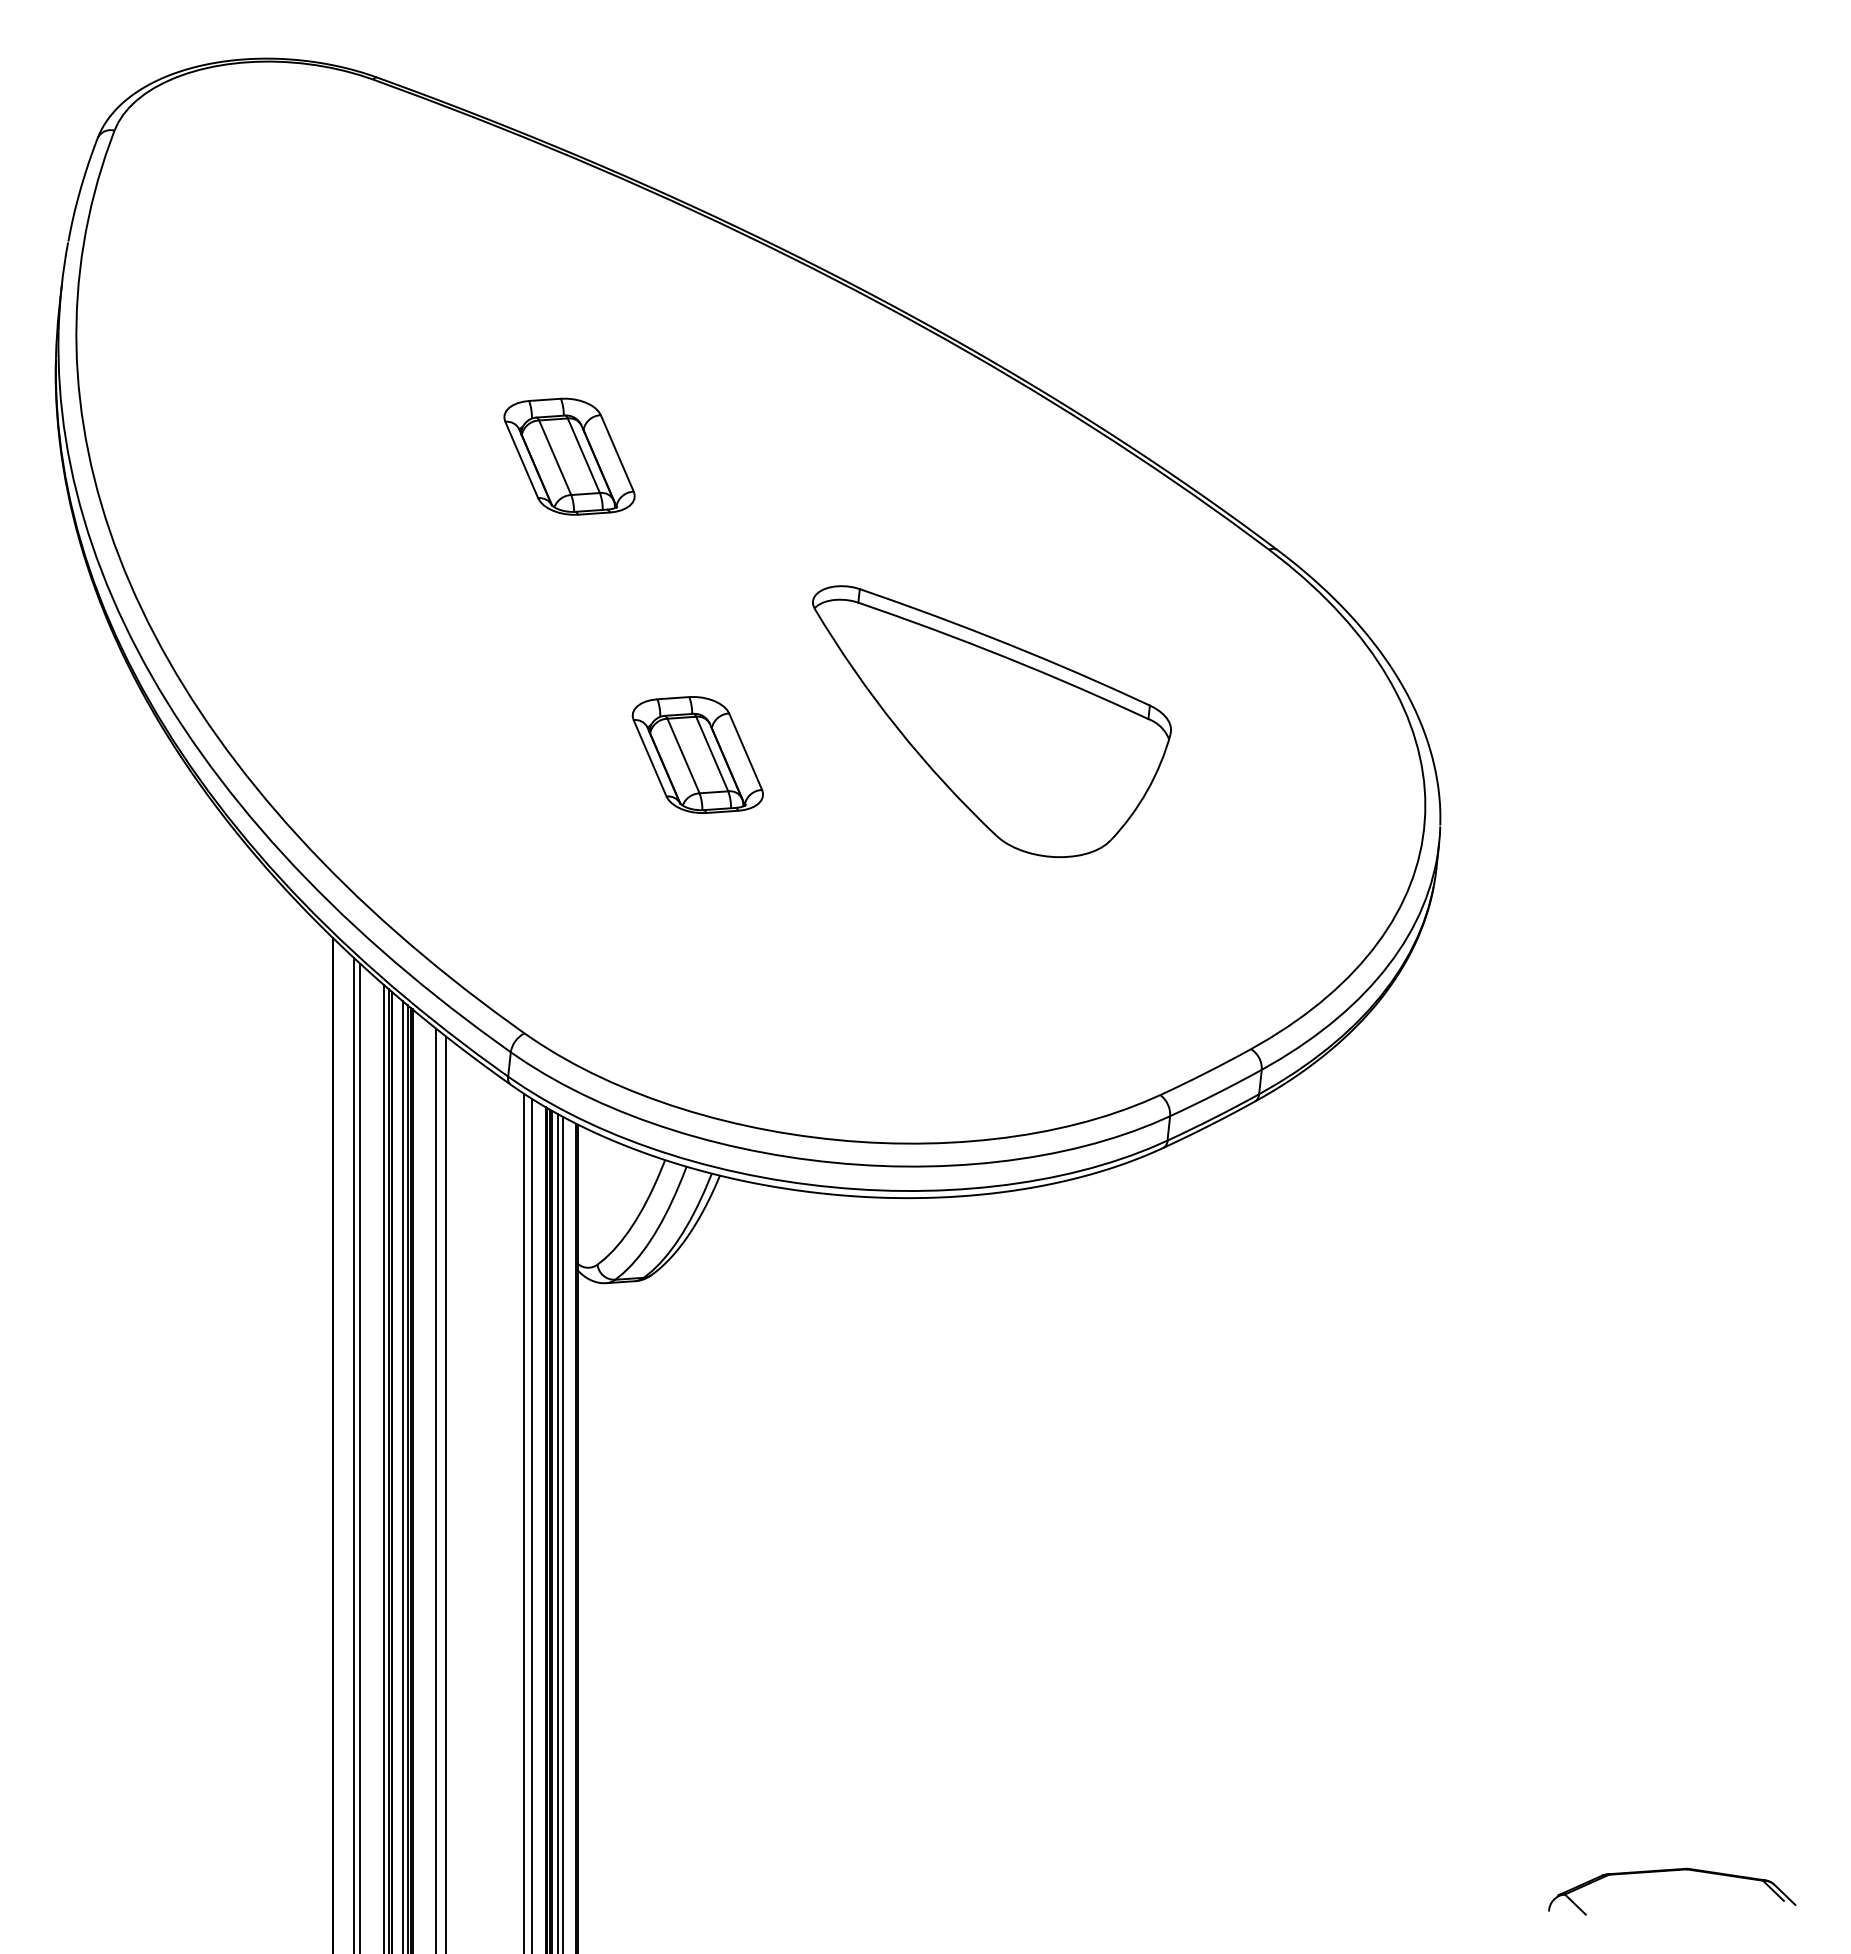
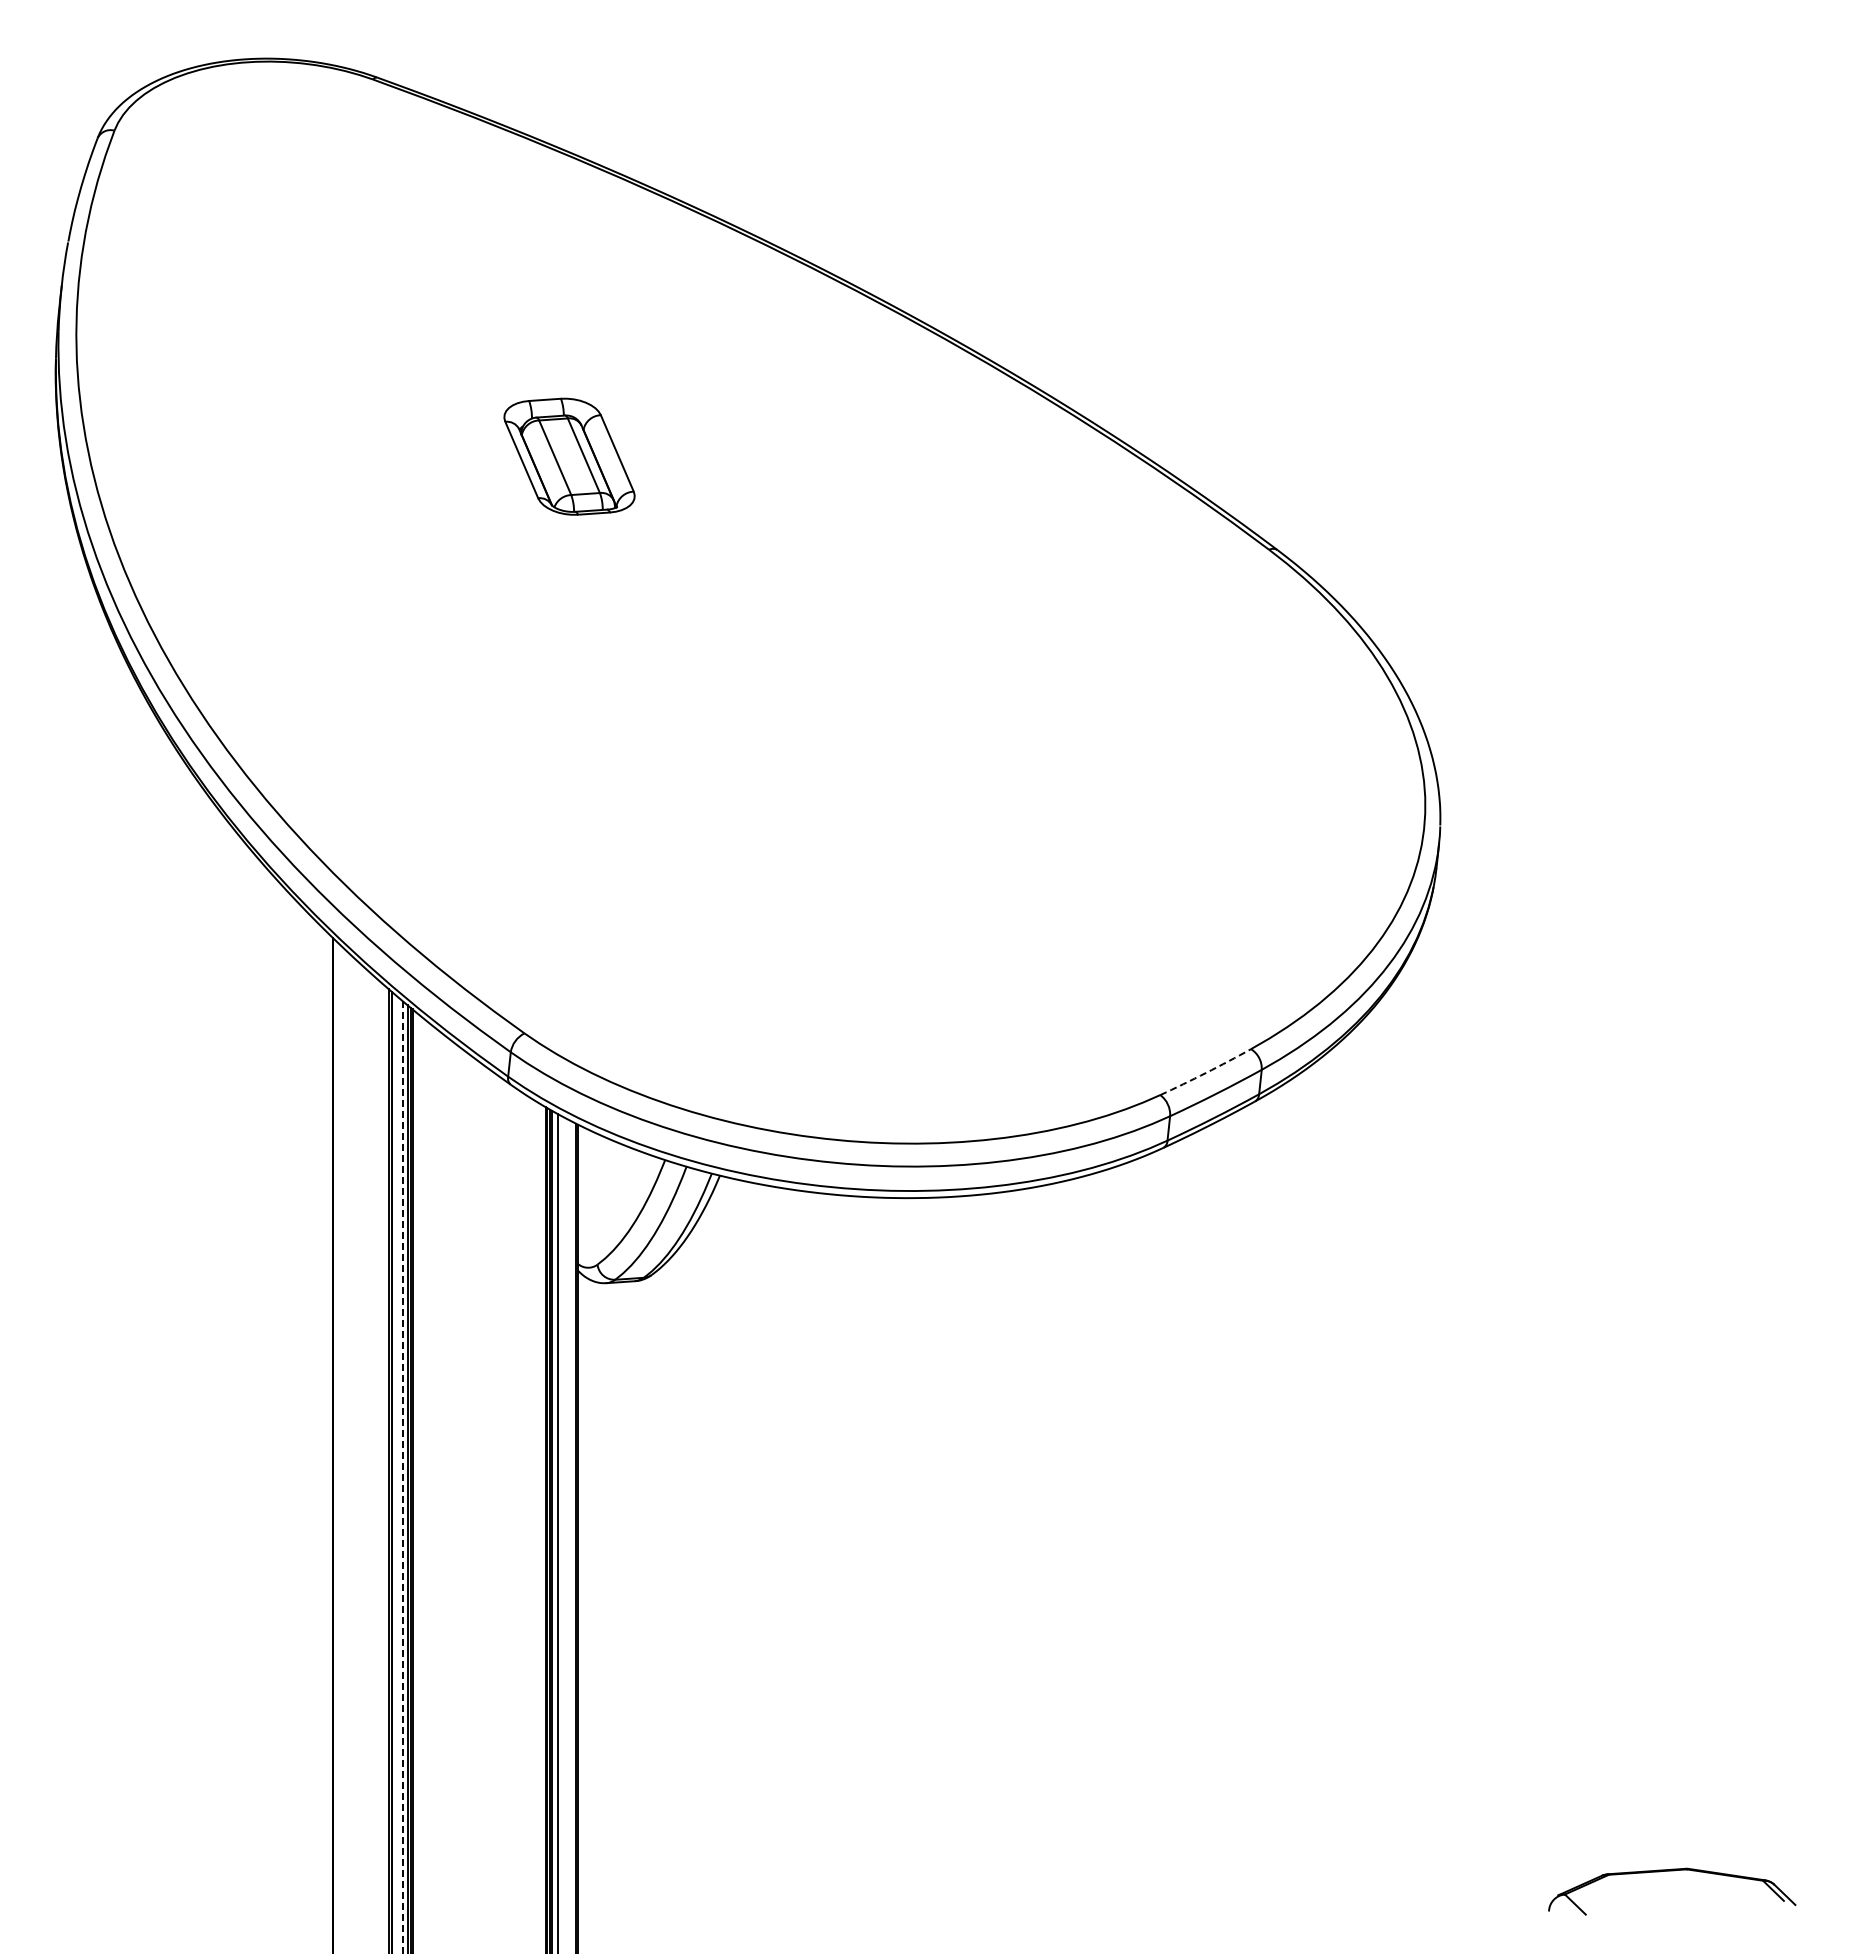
part: present -> none (991, 721)
part: present -> none (697, 754)
arc: solid -> dashed (1206, 1072)
line: present -> none (354, 1453)
line: present -> none (360, 1456)
line: present -> none (384, 1467)
line: solid -> dashed (402, 1477)
line: present -> none (436, 1489)
line: present -> none (446, 1493)
line: present -> none (524, 1521)
line: present -> none (532, 1524)
line: present -> none (562, 1533)
